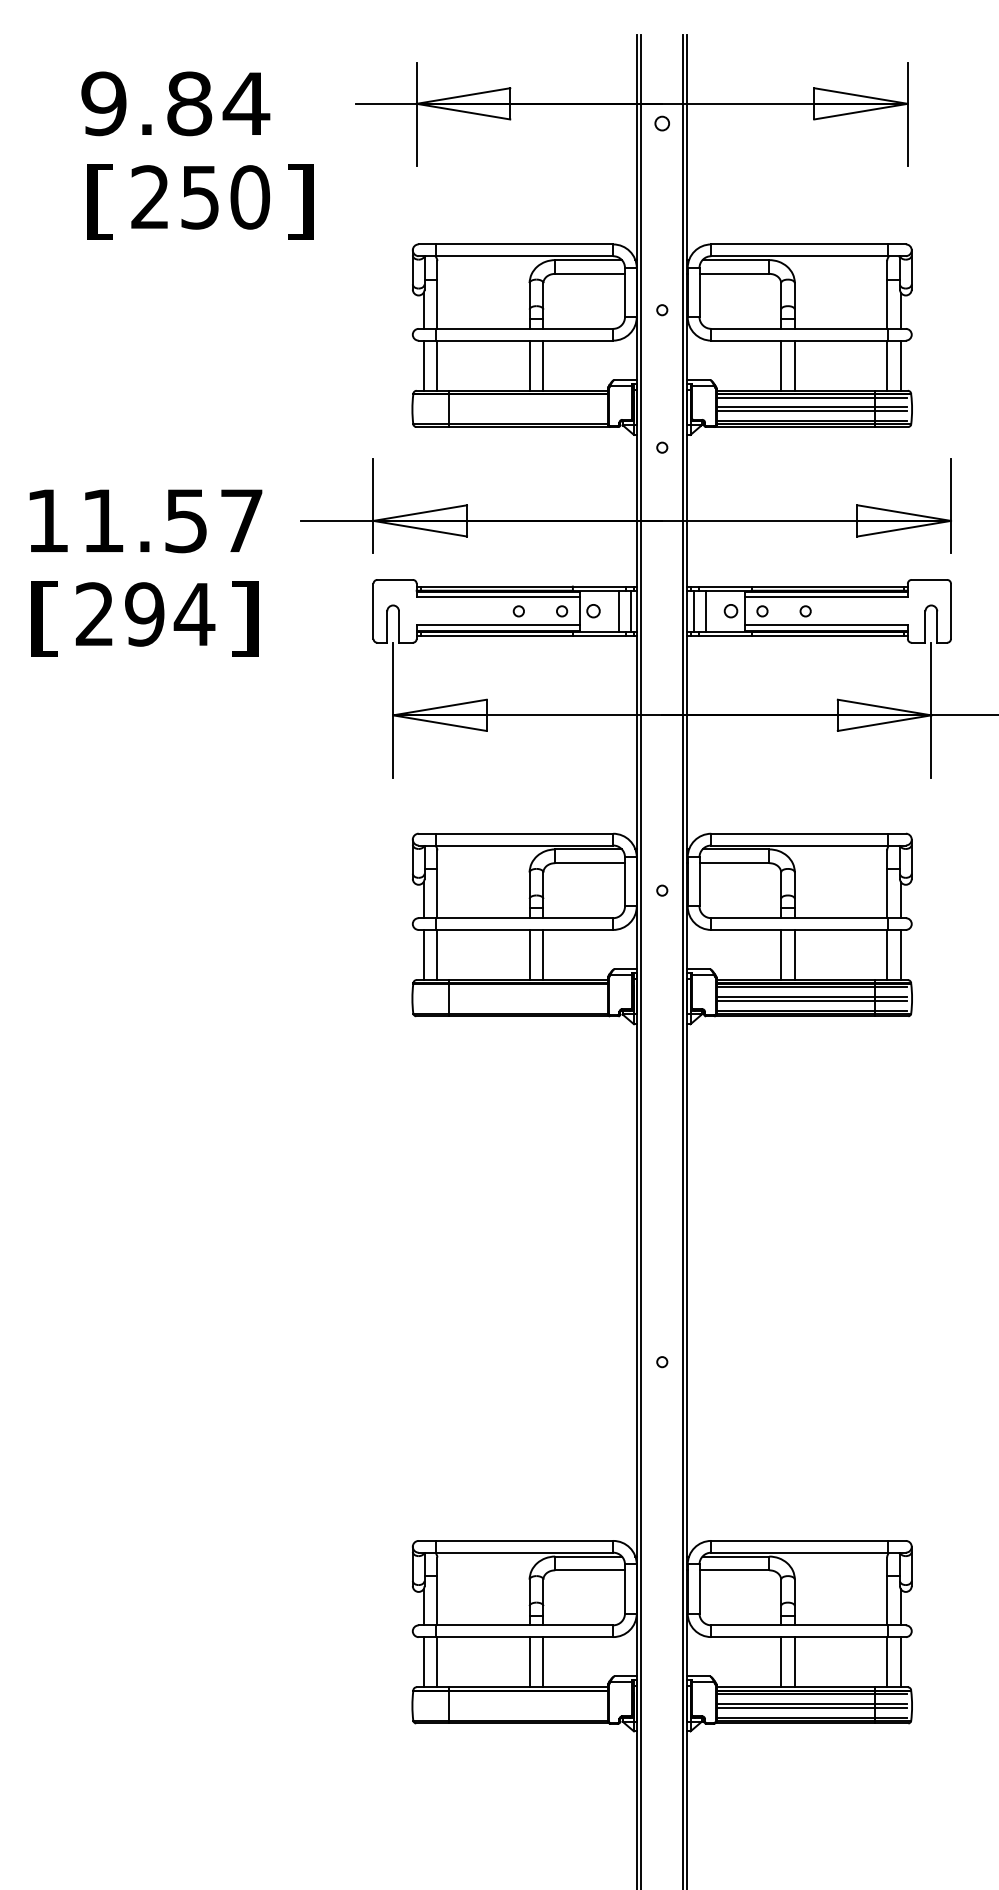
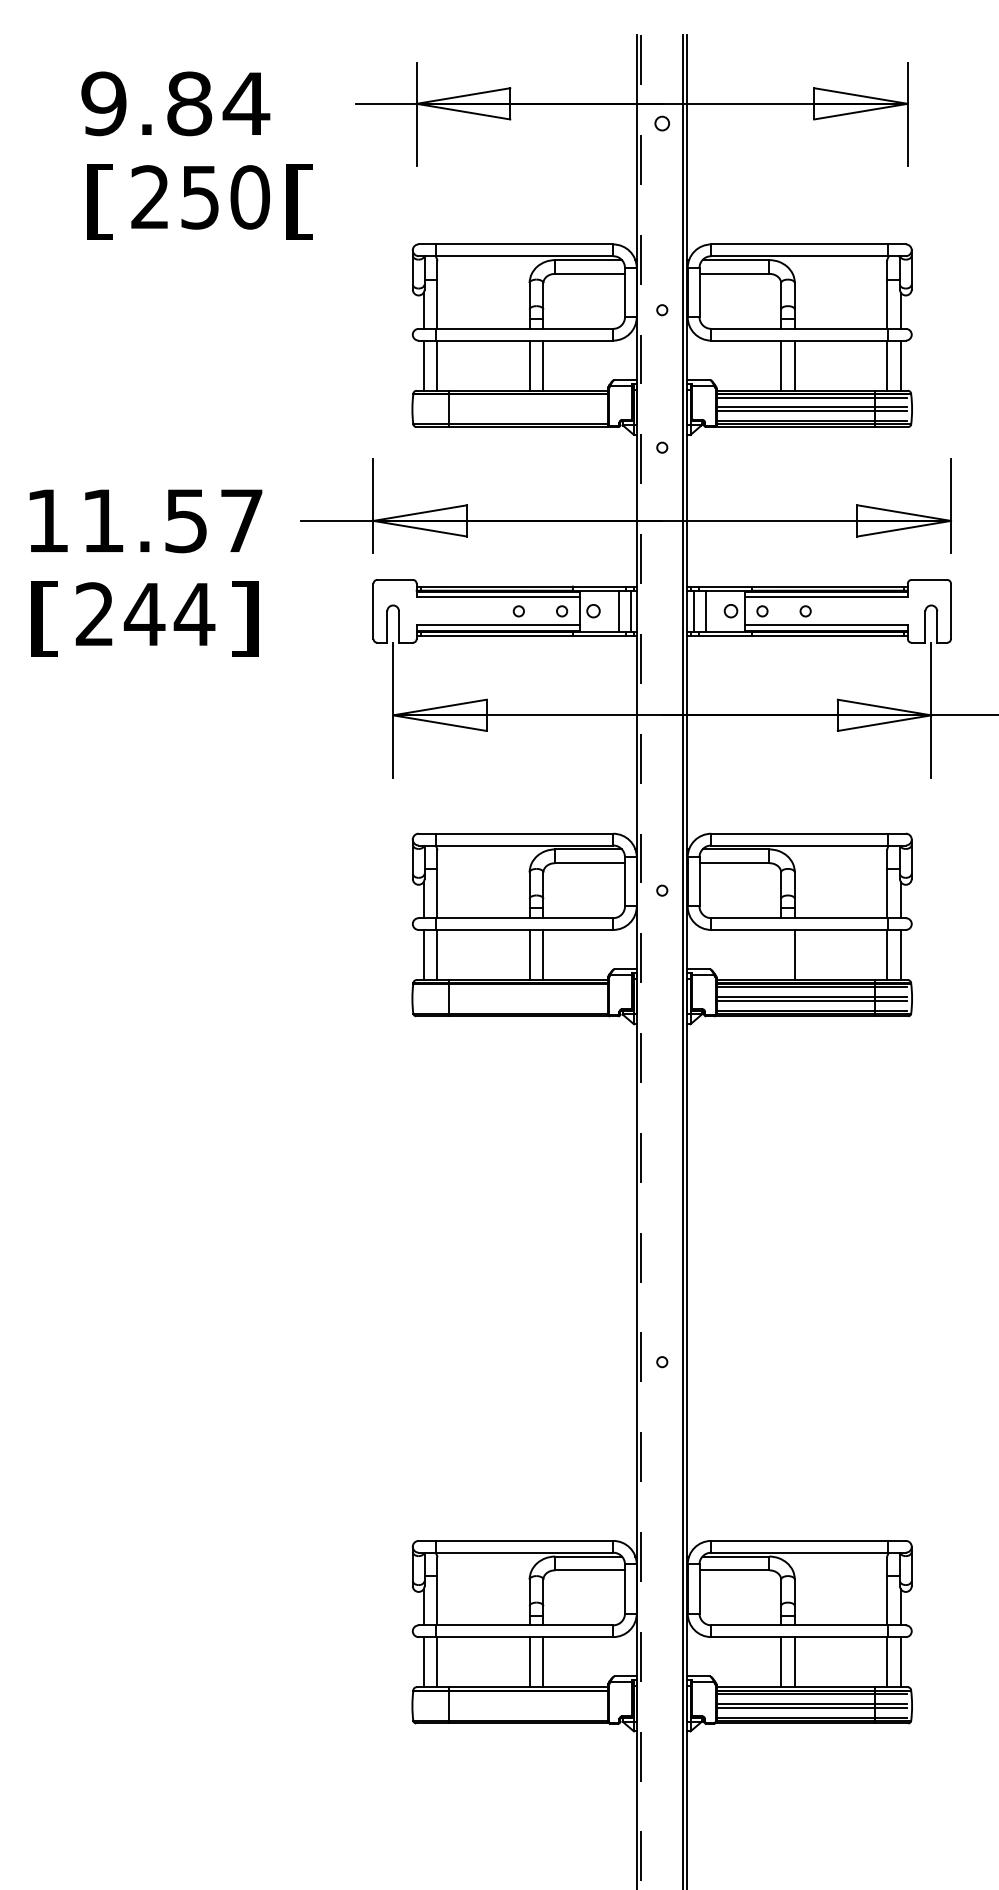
text: ] -> [ (299, 201)
text: 294 -> 244 (144, 614)
line: present -> none (781, 954)
line: solid -> dashed (641, 962)
